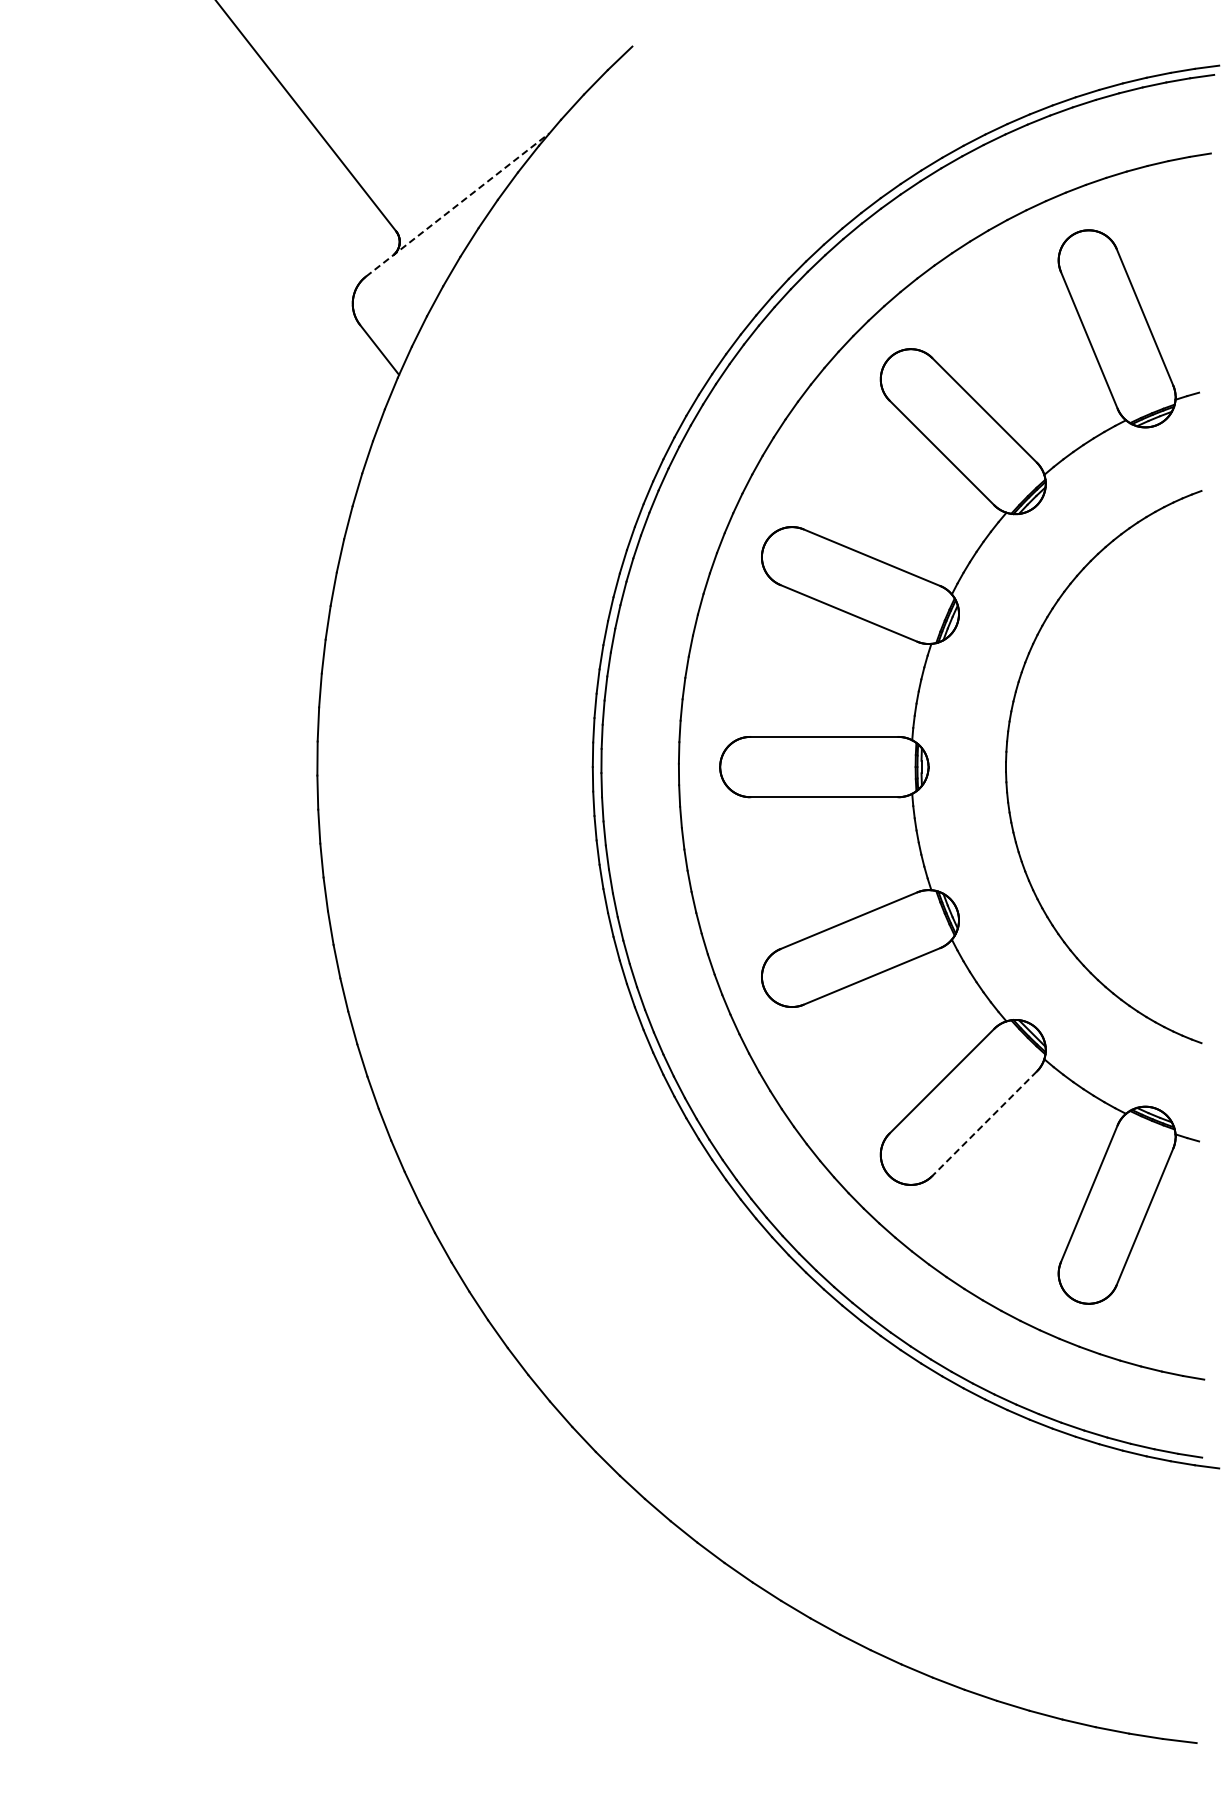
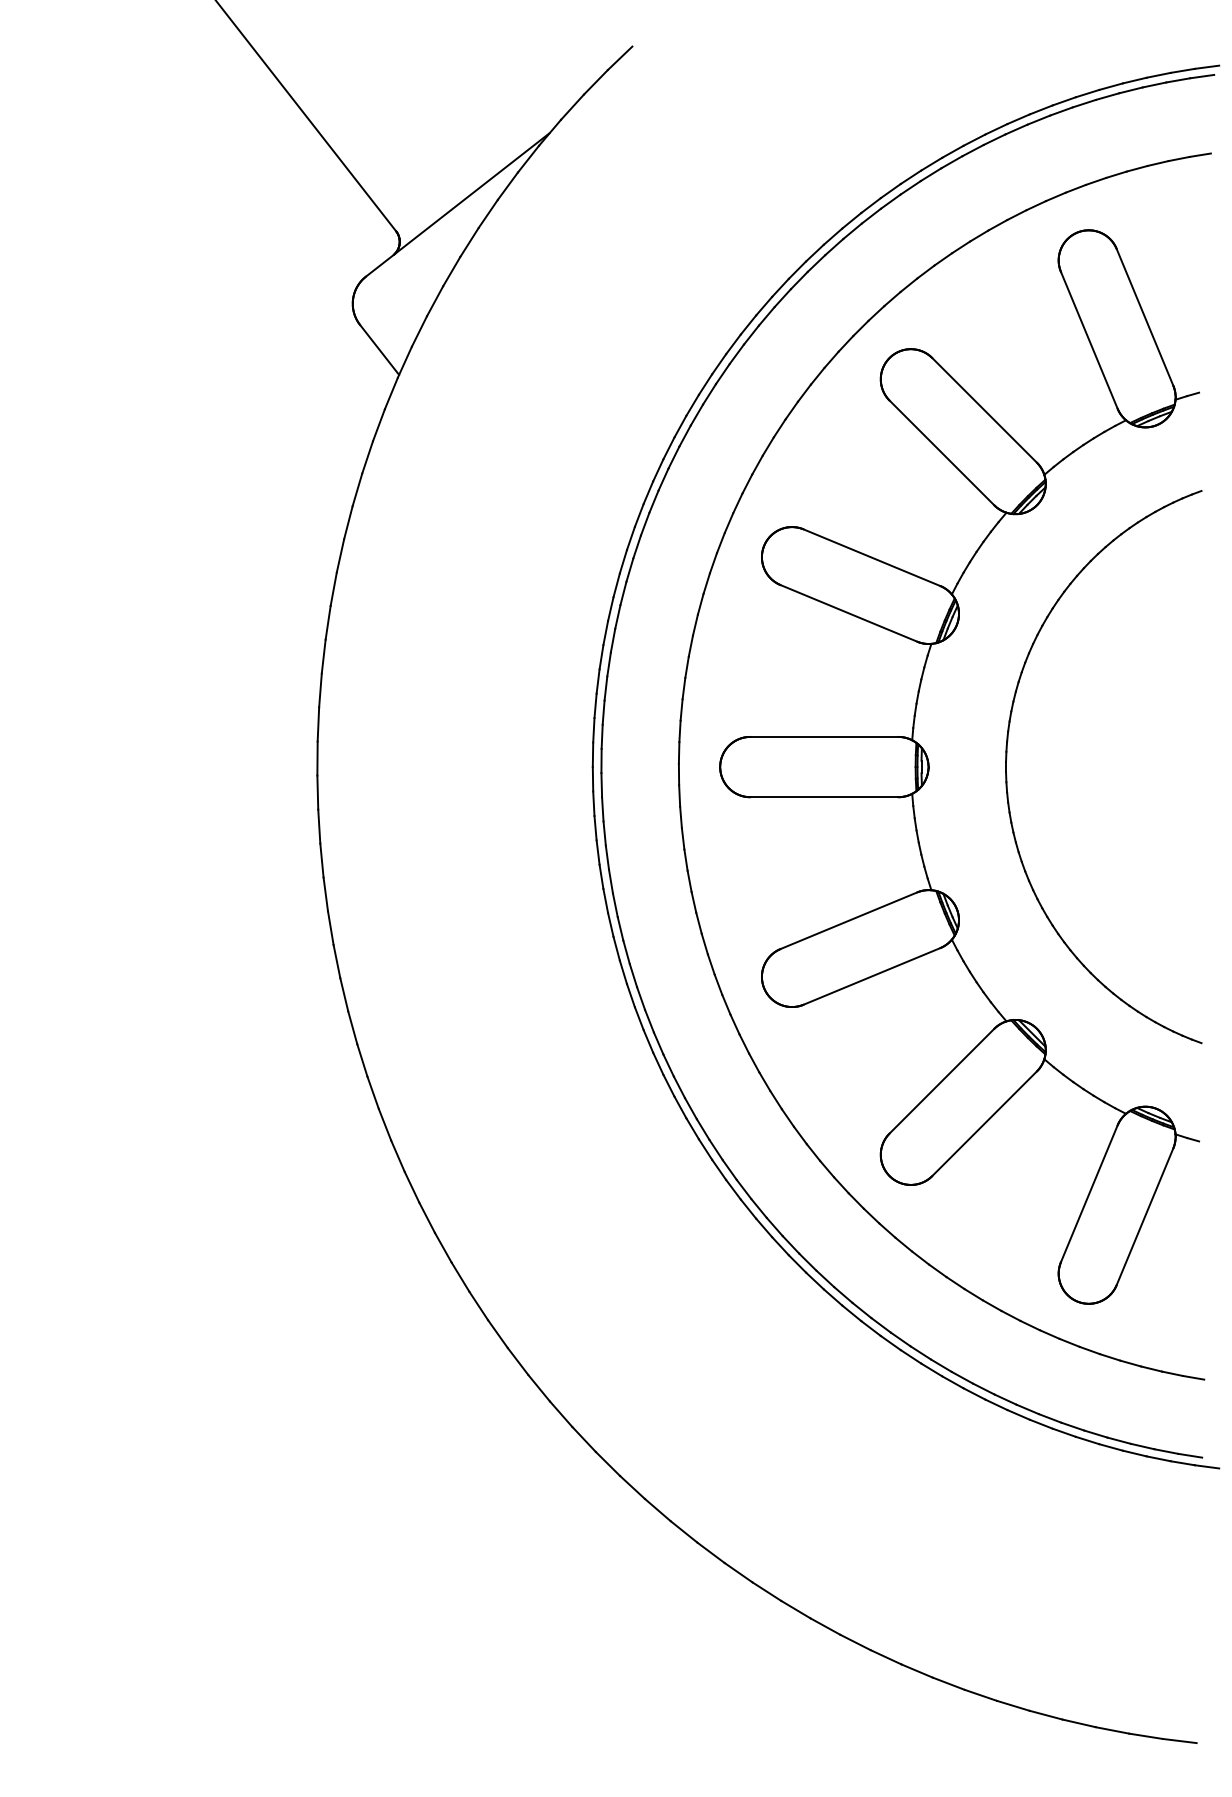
line: dashed -> solid (458, 204)
line: dashed -> solid (984, 1124)
